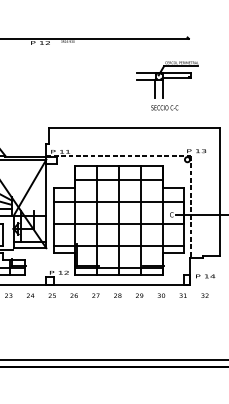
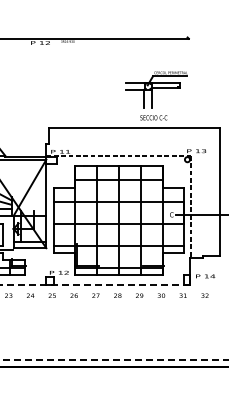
part position: (167, 85) -> (156, 95) (156, 95)
line: solid -> dashed (95, 285)
line: solid -> dashed (114, 360)
